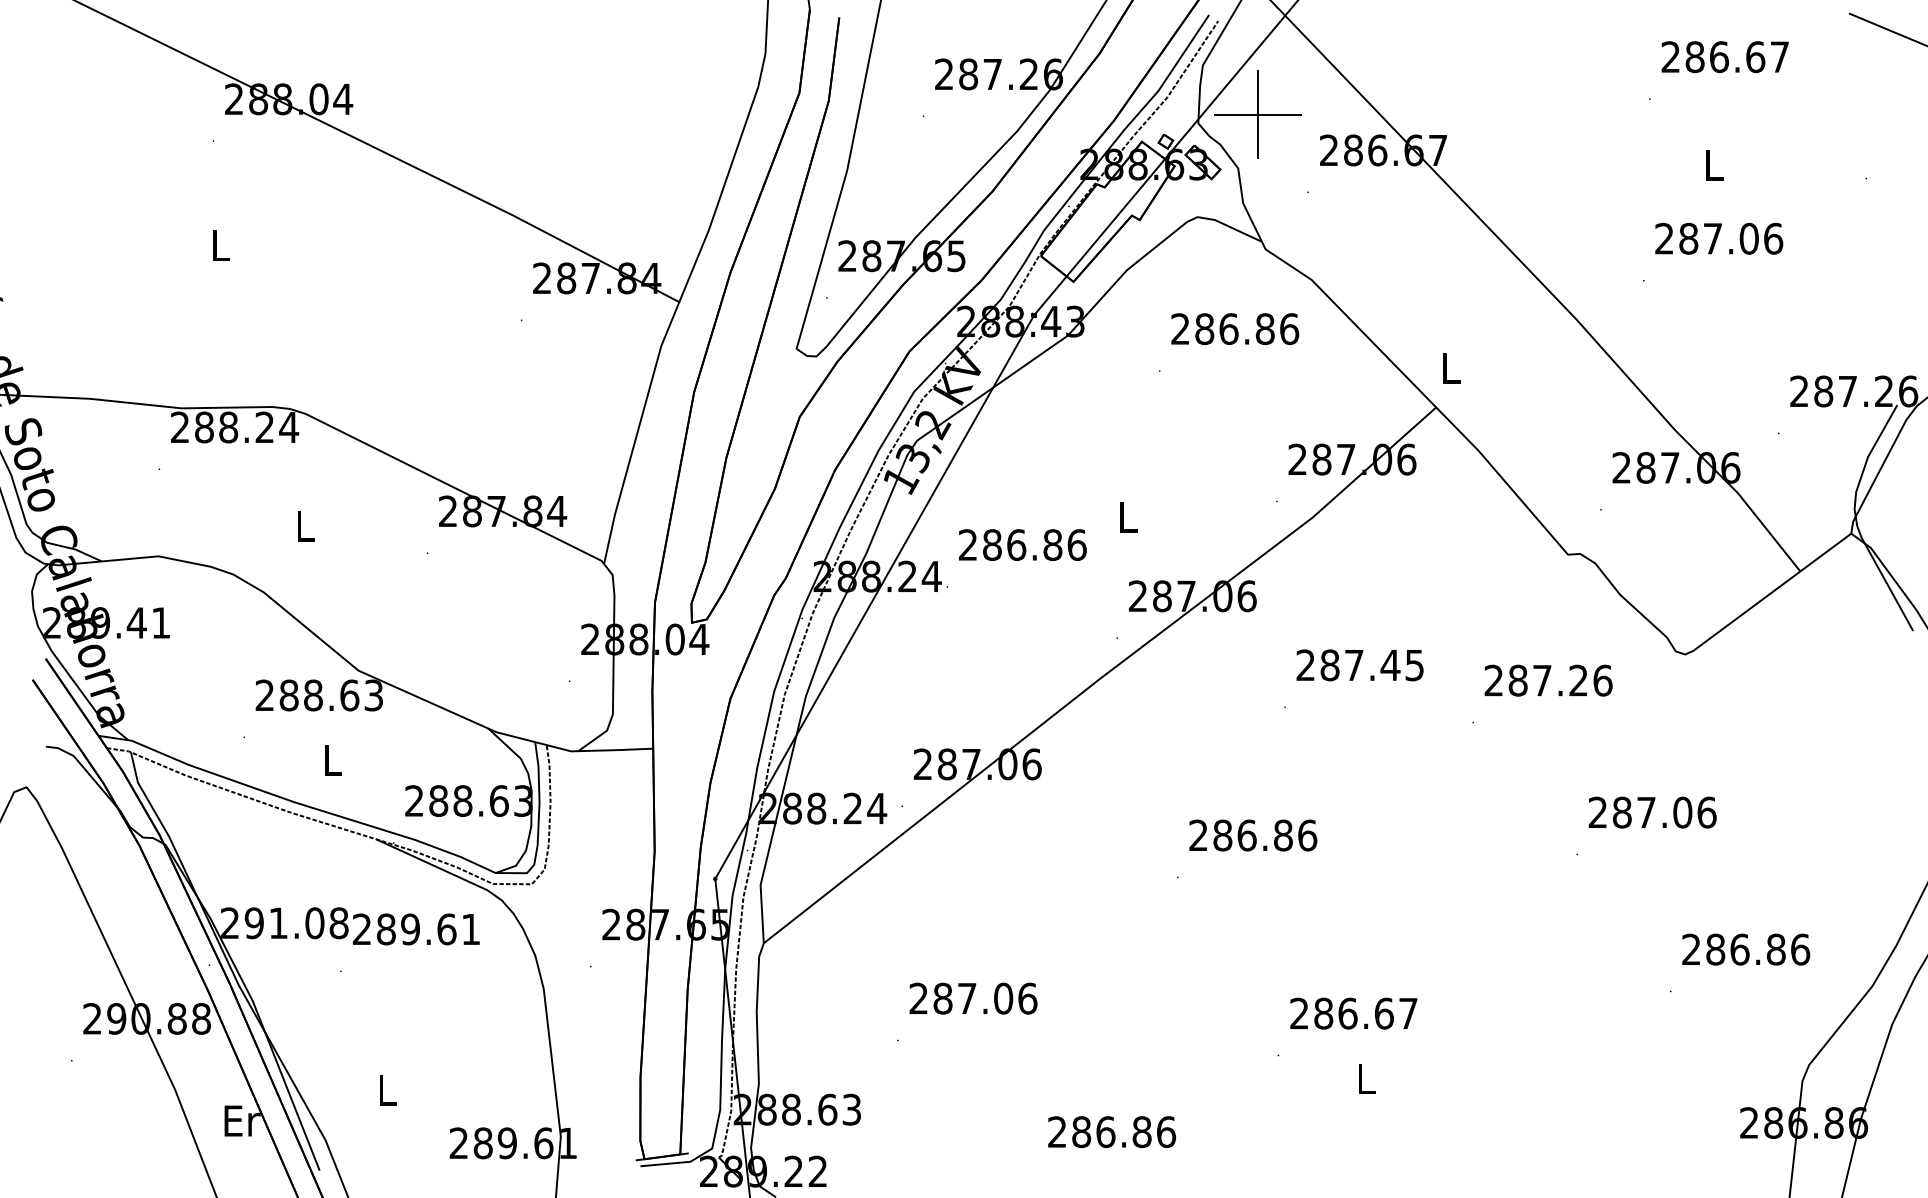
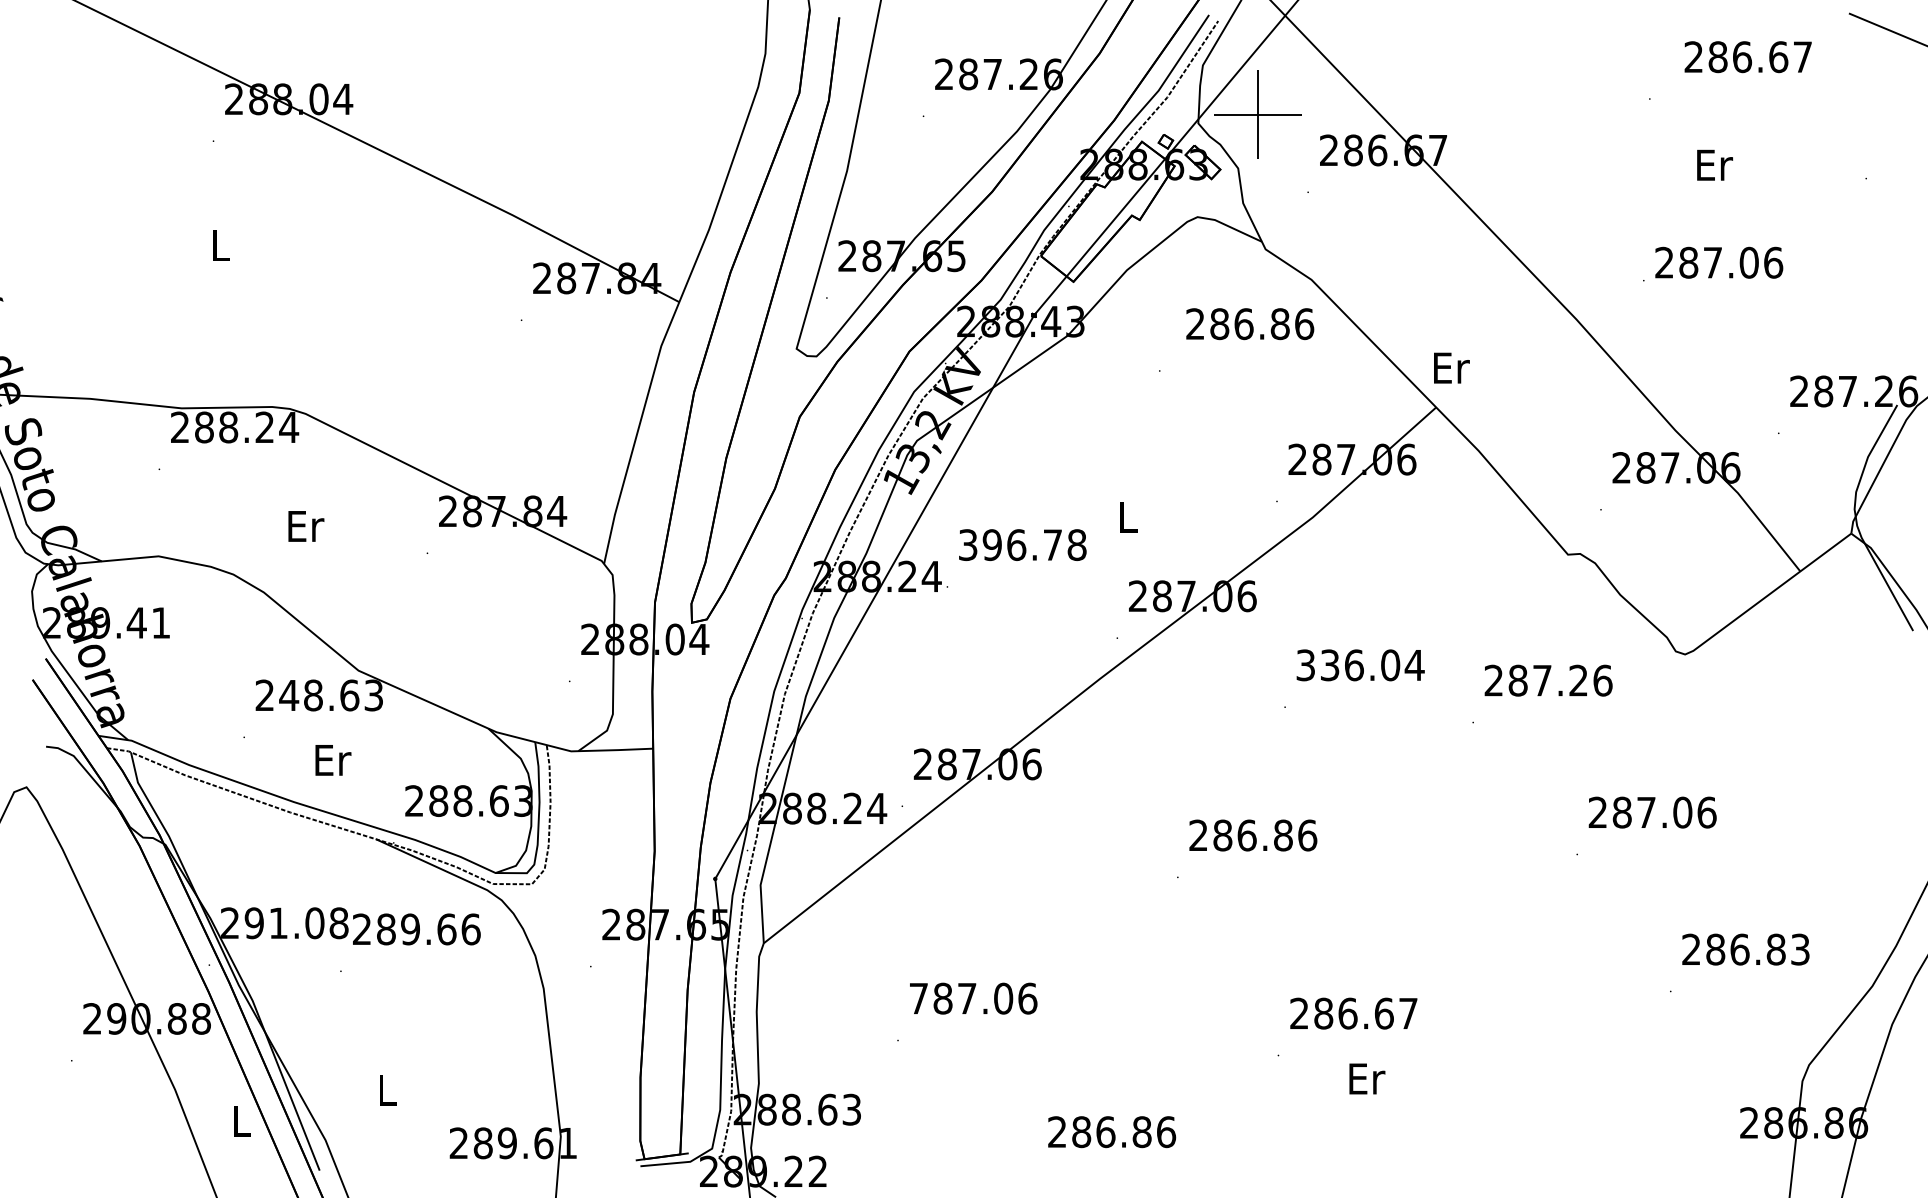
text position: (1724, 57) -> (1747, 57) (1747, 57)
text: L -> Er (1715, 164)
text position: (1719, 238) -> (1719, 262) (1719, 262)
text position: (1235, 329) -> (1250, 324) (1250, 324)
text: L -> Er (1451, 367)
text: L -> Er (306, 526)
text: 286.86 -> 396.78 (1022, 545)
text: 287.45 -> 336.04 (1360, 665)
text: 288.63 -> 248.63 (289, 695)
text: L -> Er (333, 760)
text: 289.61 -> 289.66 (470, 929)
text: 286.86 -> 286.83 (1800, 949)
text: 287.06 -> 787.06 (918, 998)
text: L -> Er (1367, 1078)
text: Er -> L (242, 1120)
